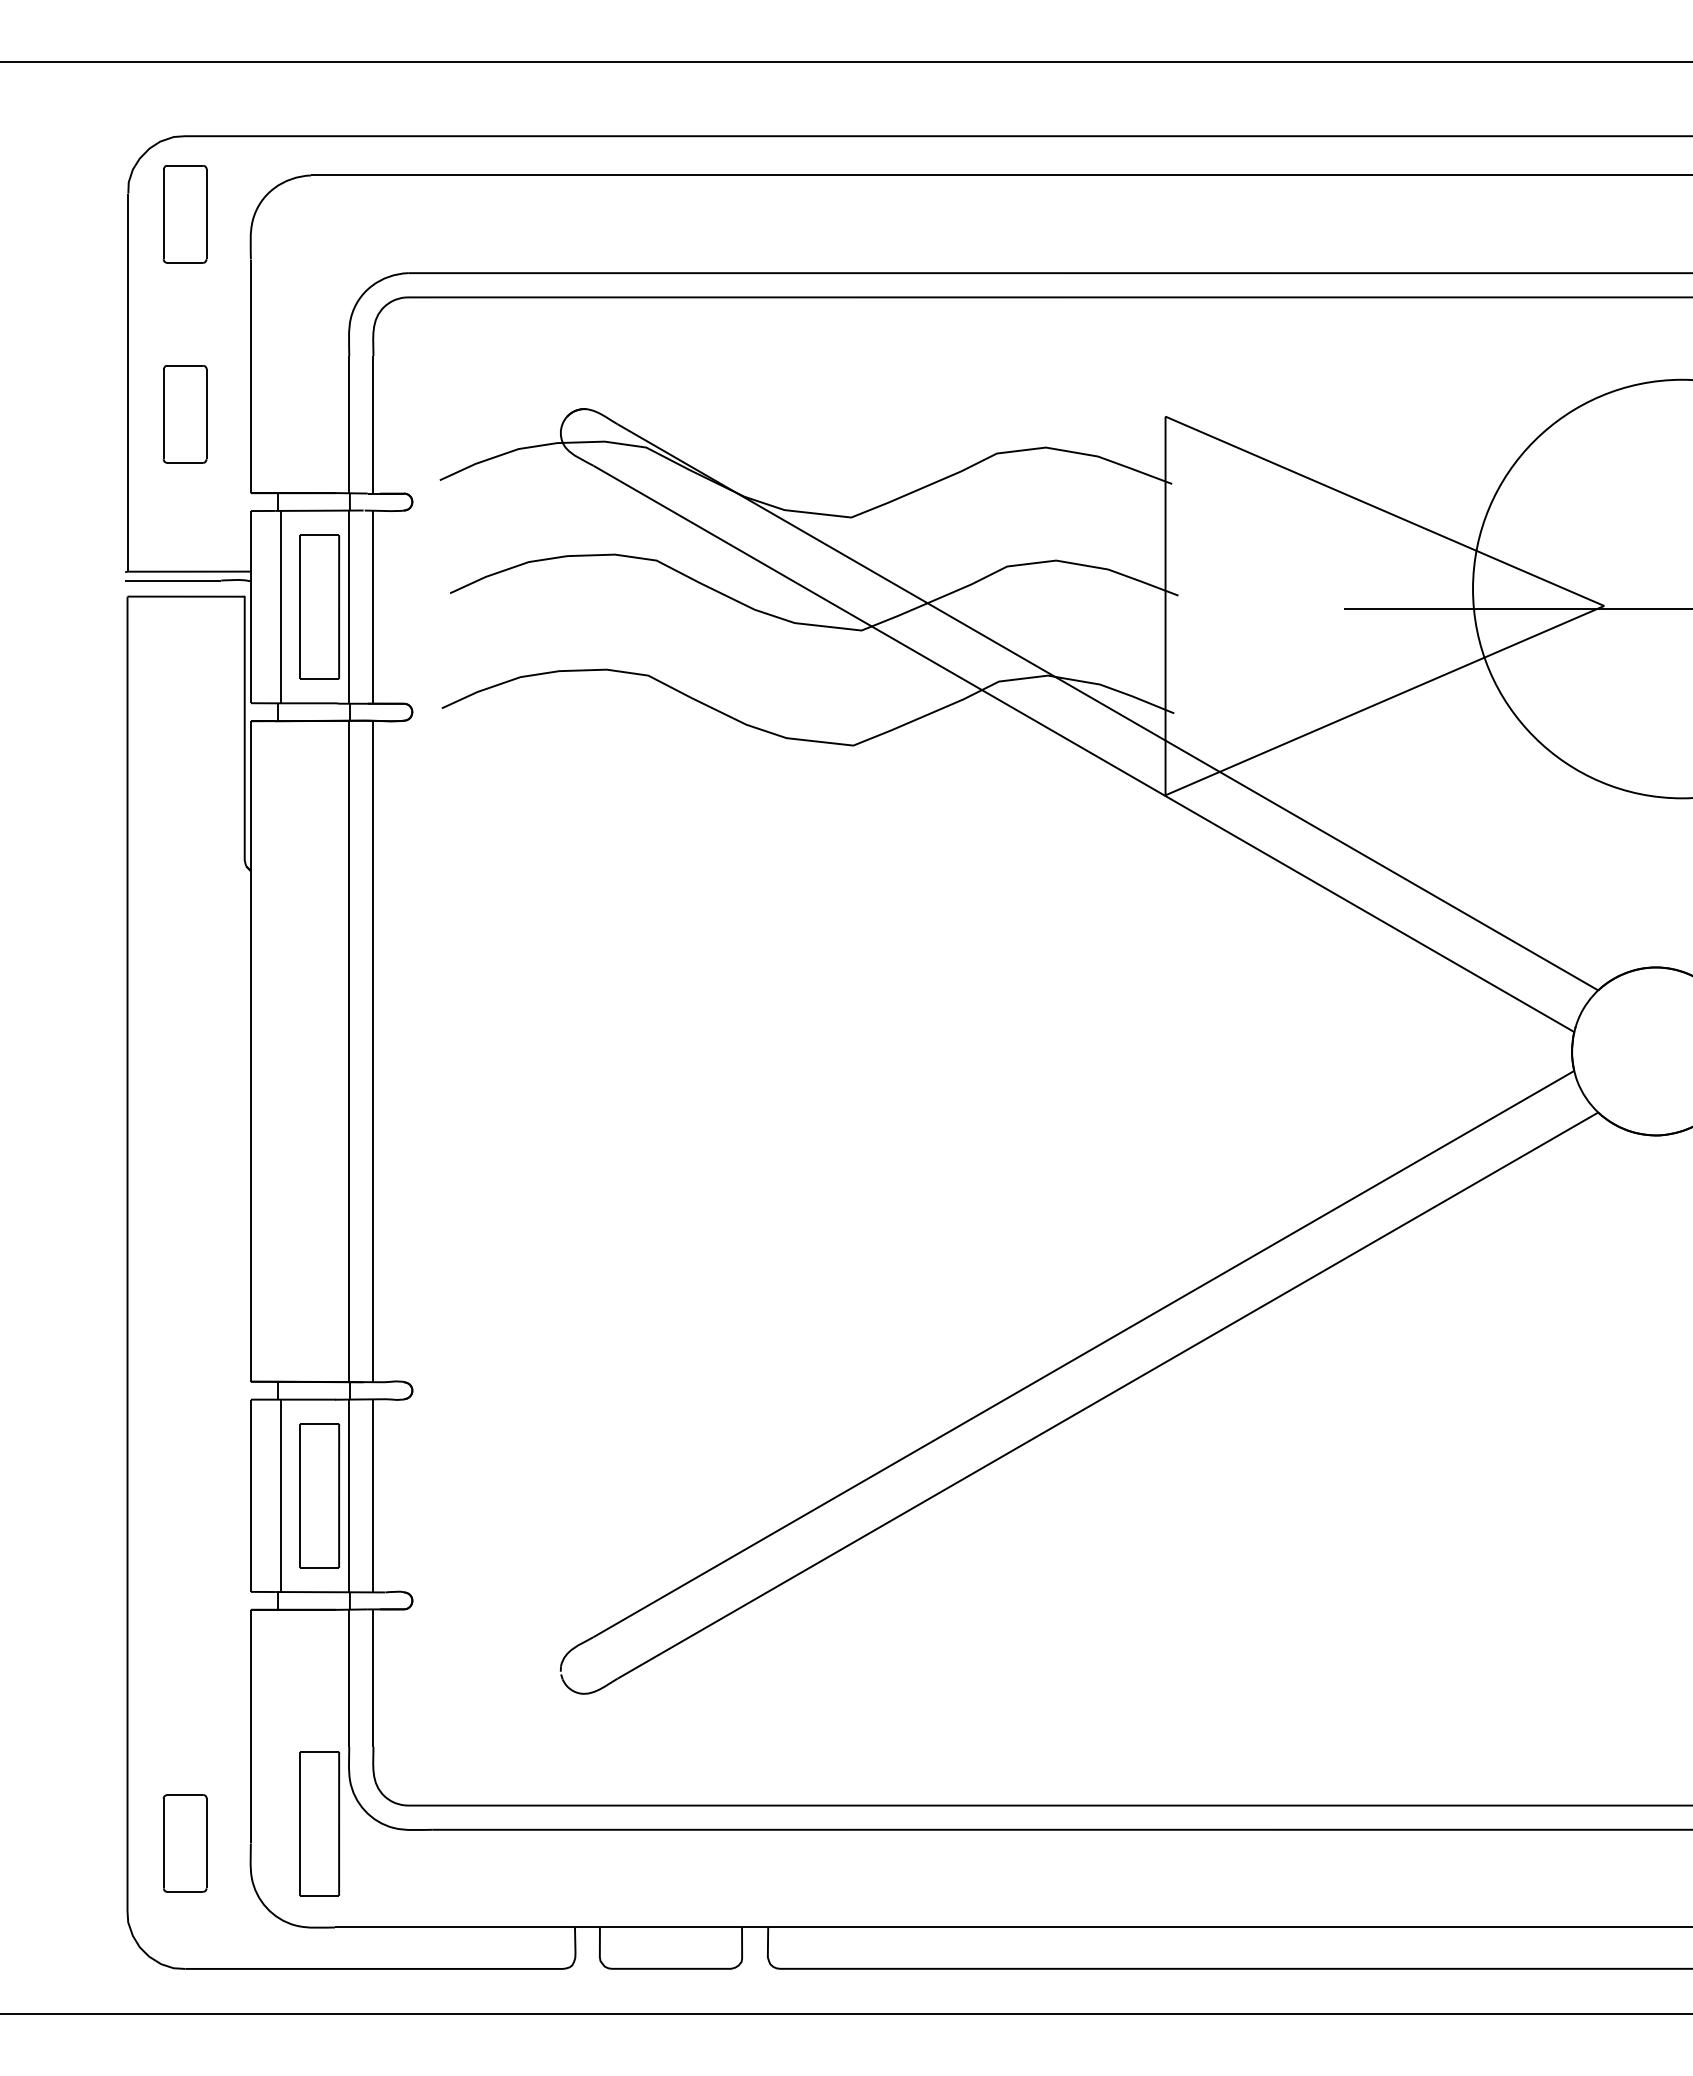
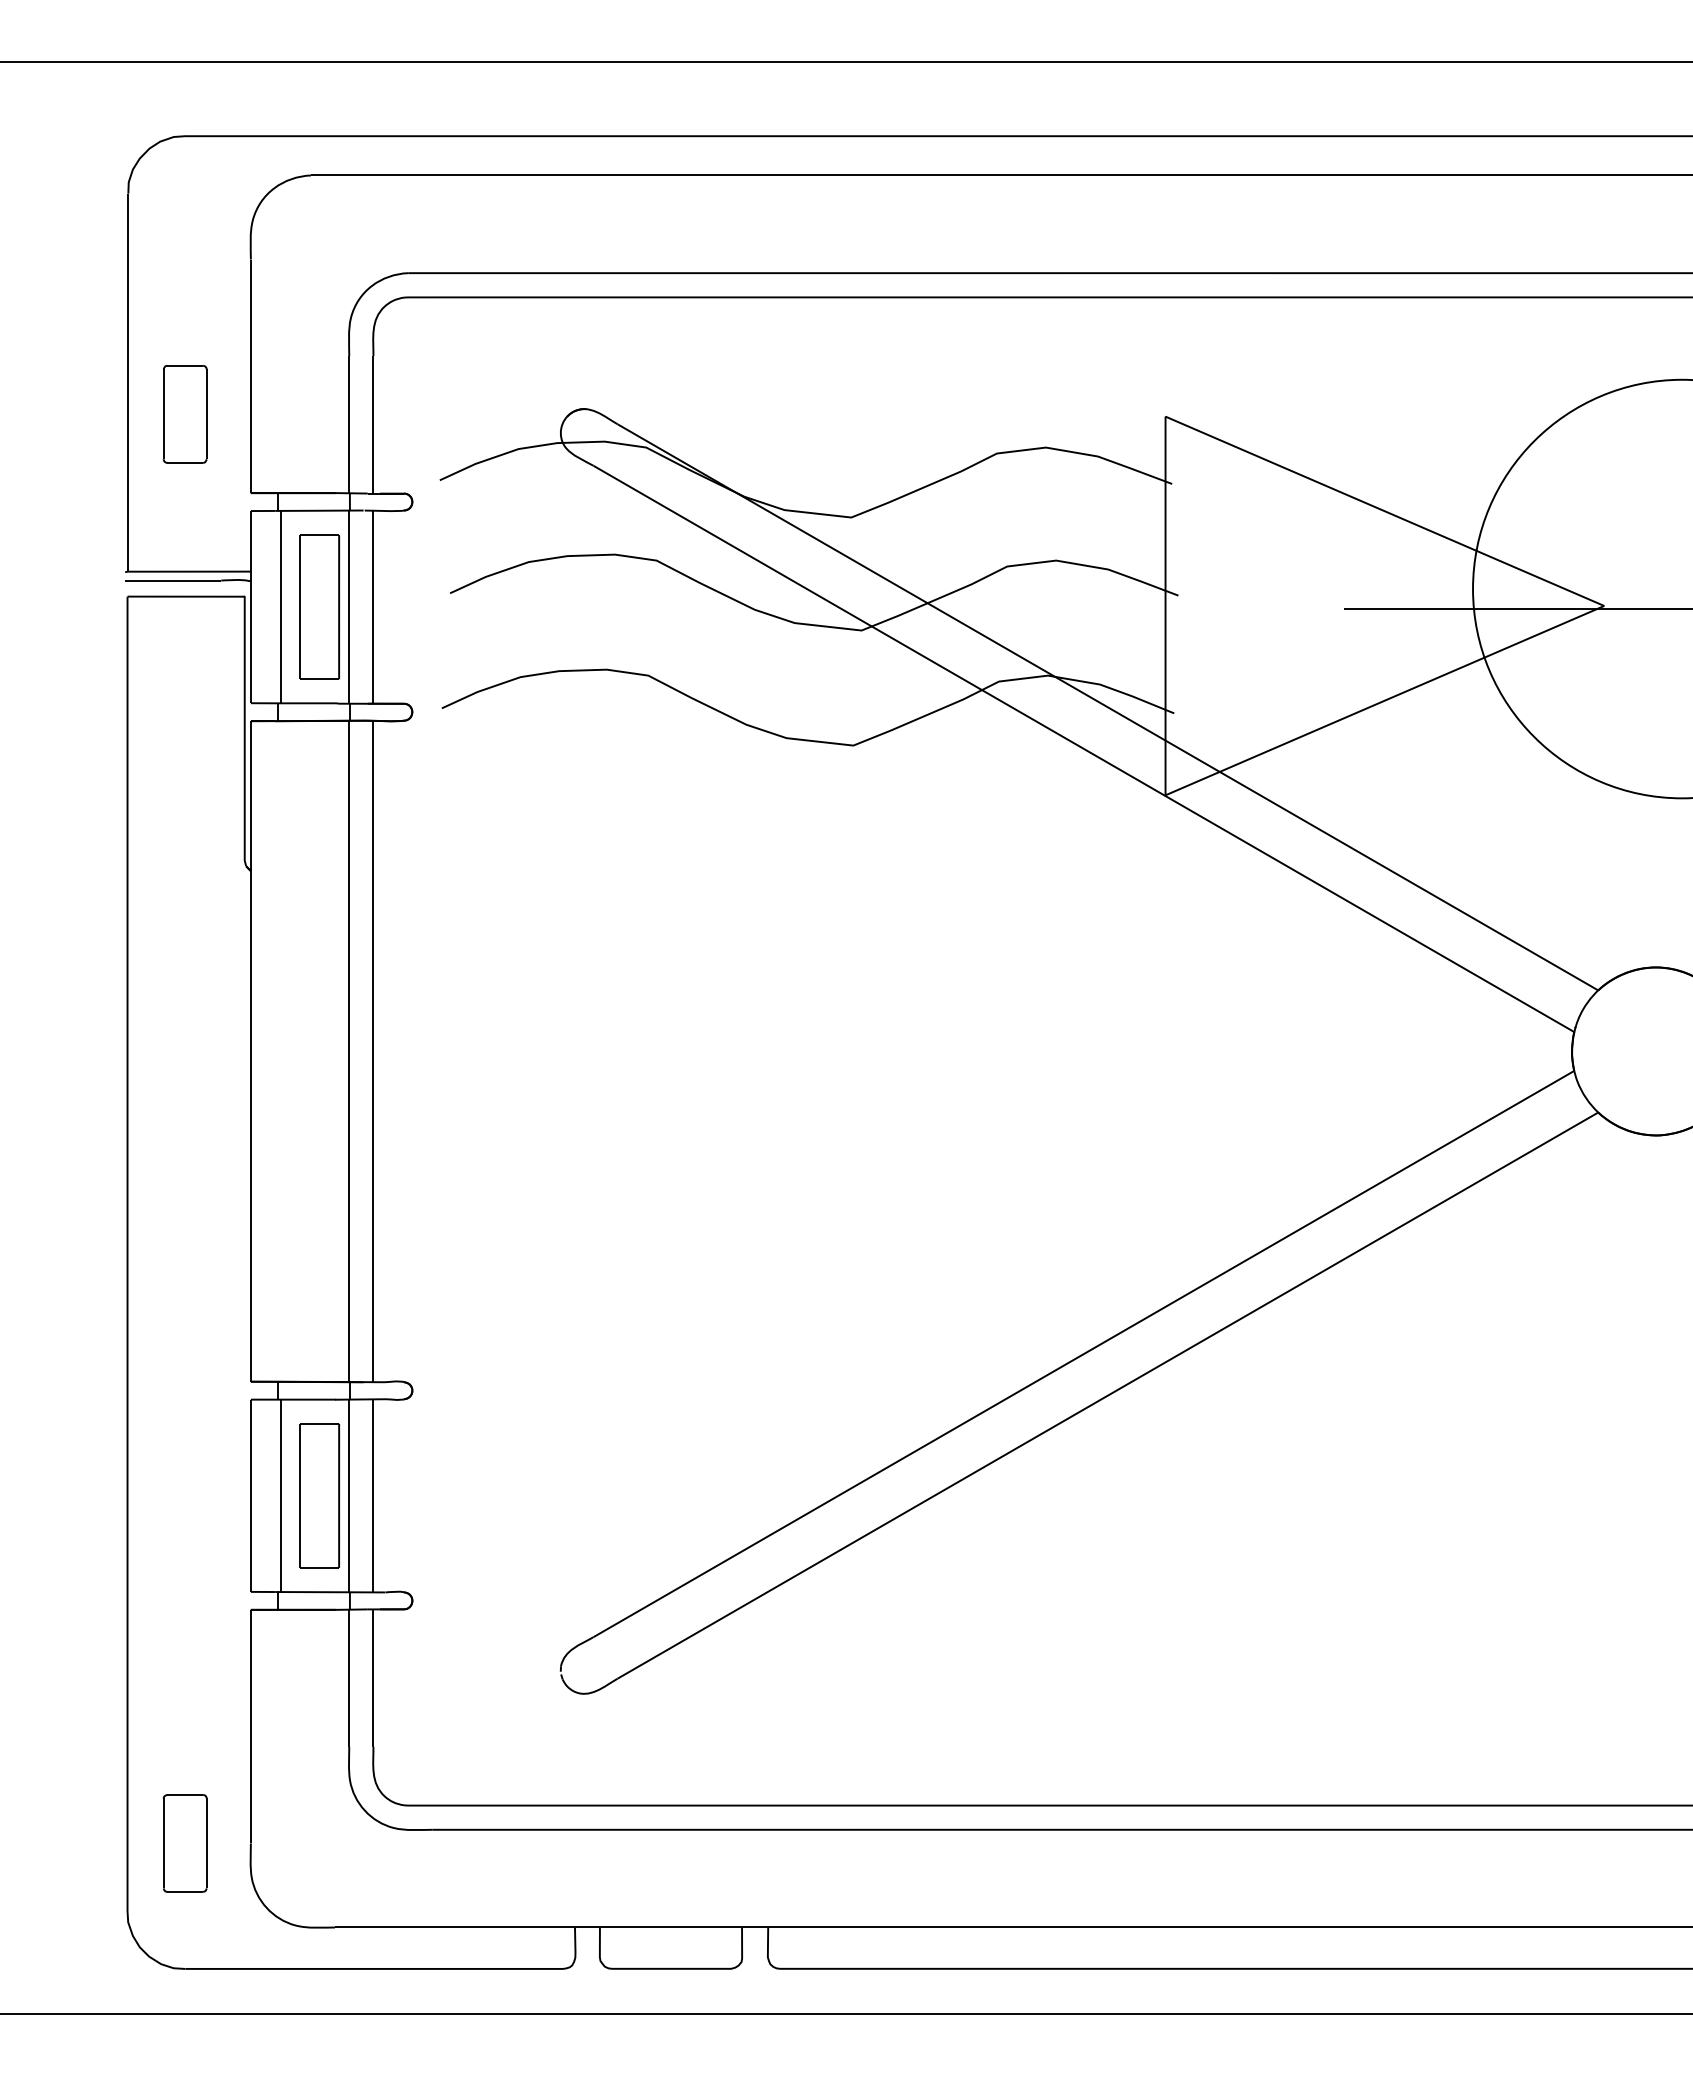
part: present -> none (184, 214)
part: present -> none (319, 1823)
